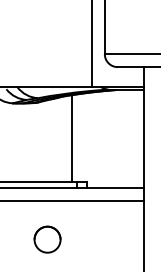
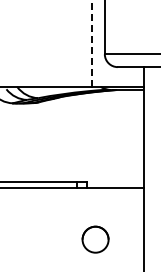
line: solid -> dashed (91, 42)
line: present -> none (72, 138)
line: present -> none (72, 200)
circle position: (47, 239) -> (95, 239) (95, 239)
